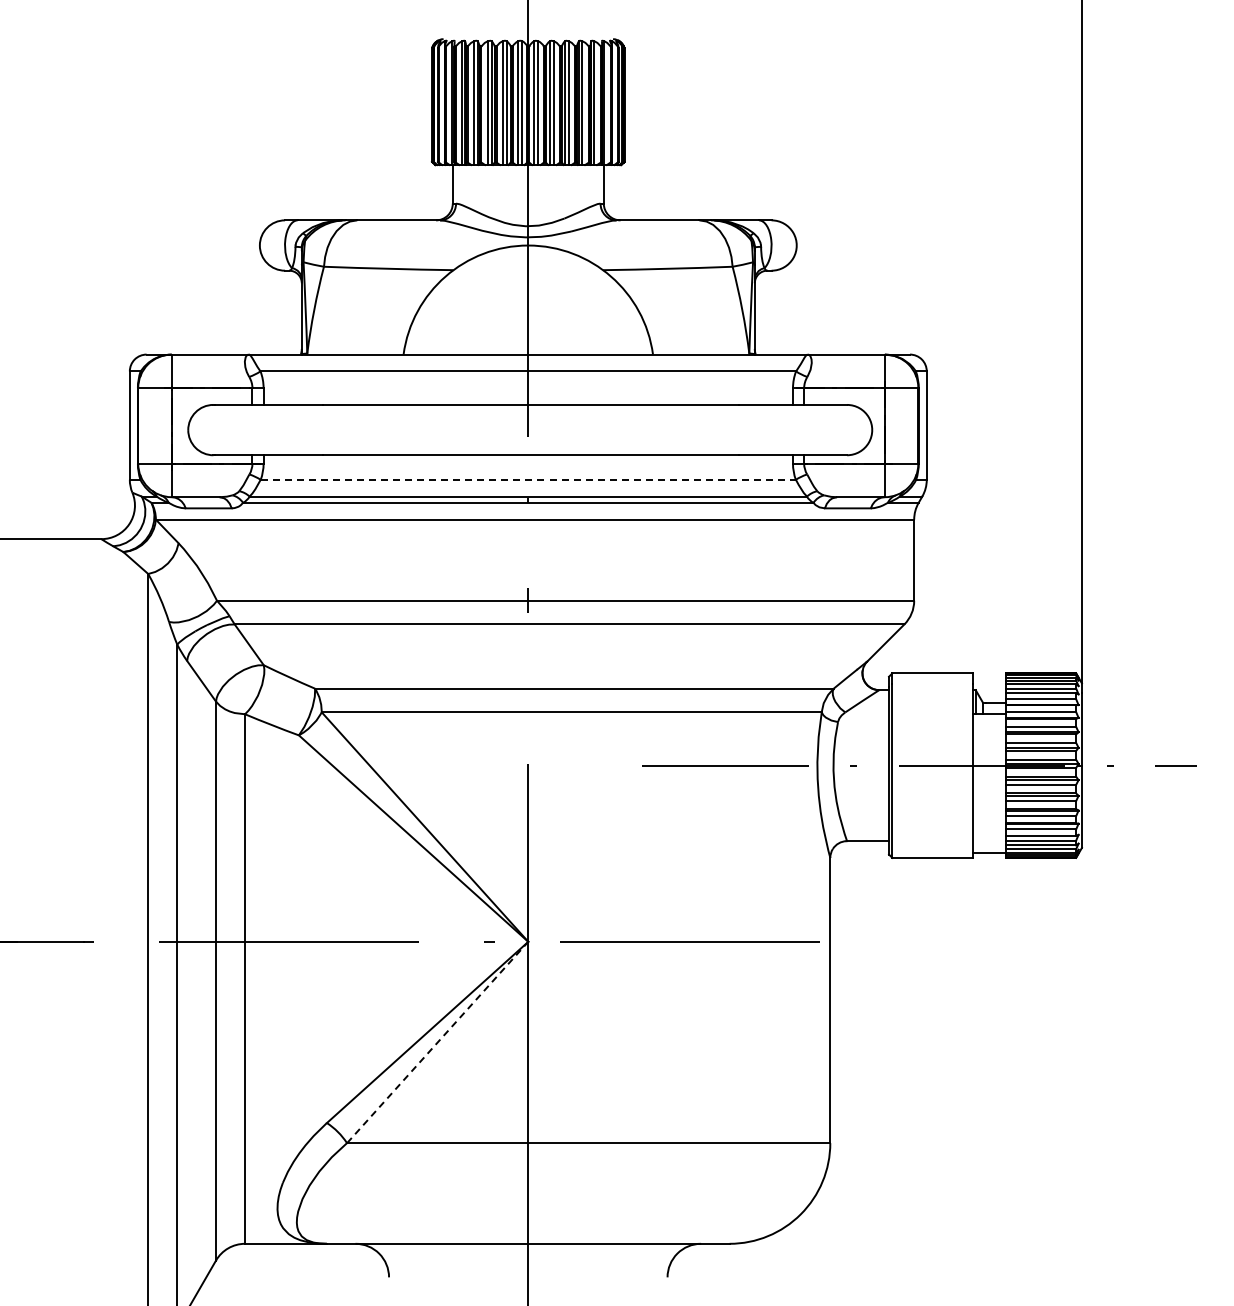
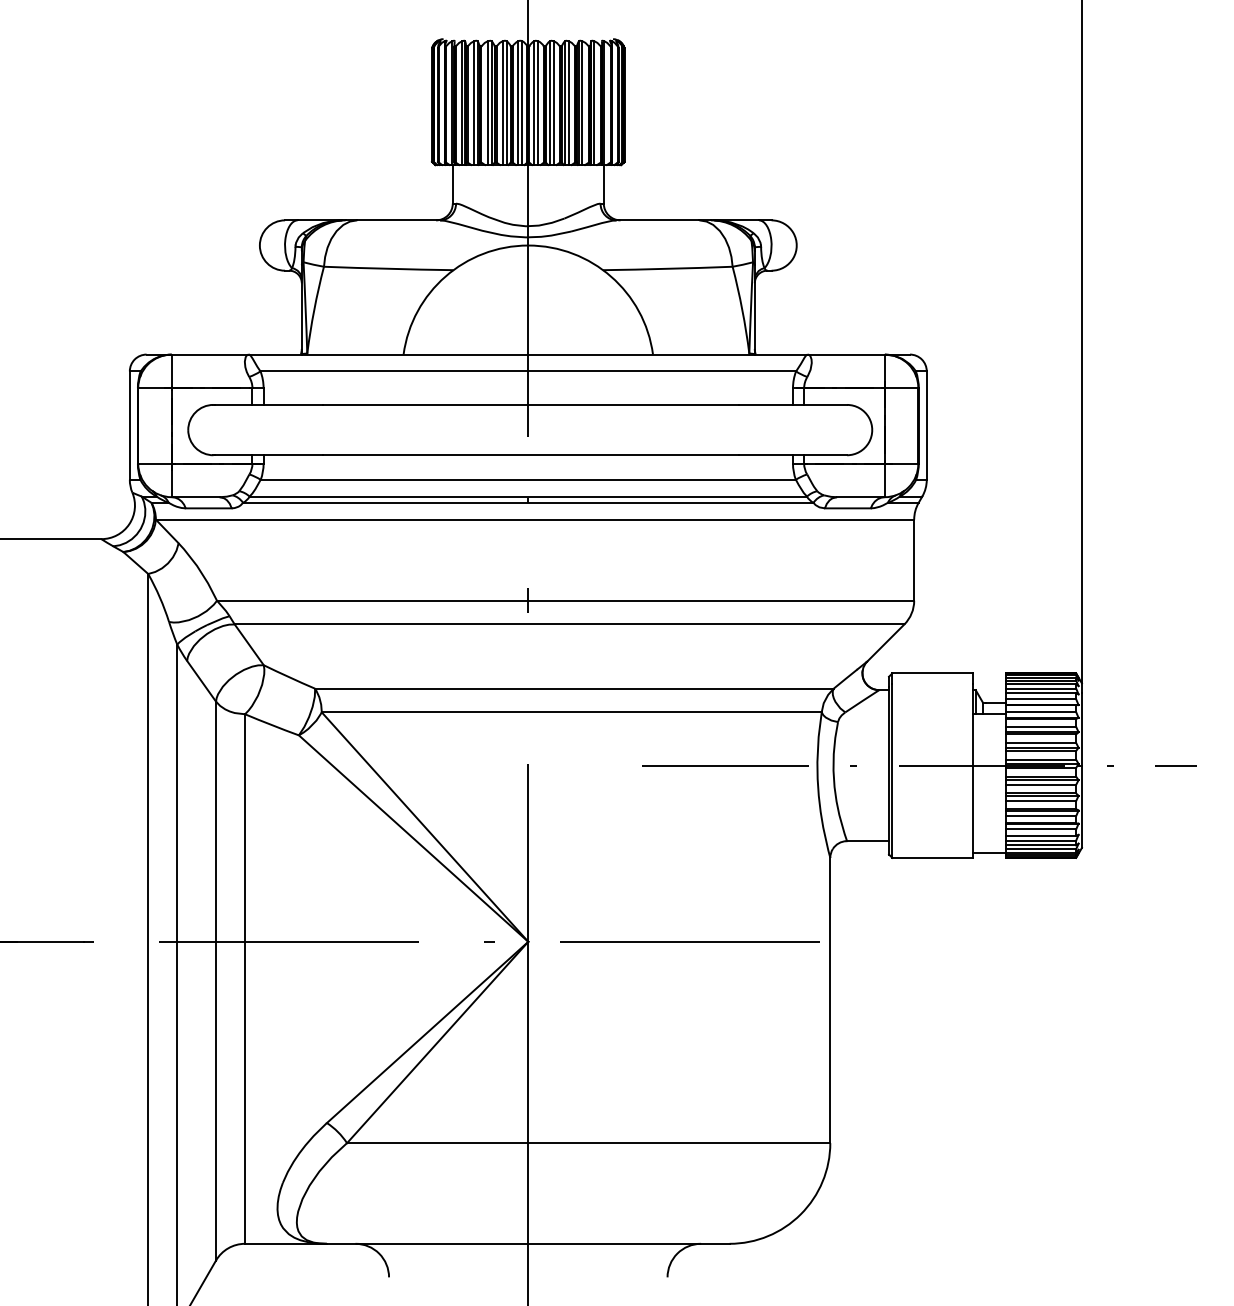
line: dashed -> solid (528, 479)
line: dashed -> solid (438, 1042)
